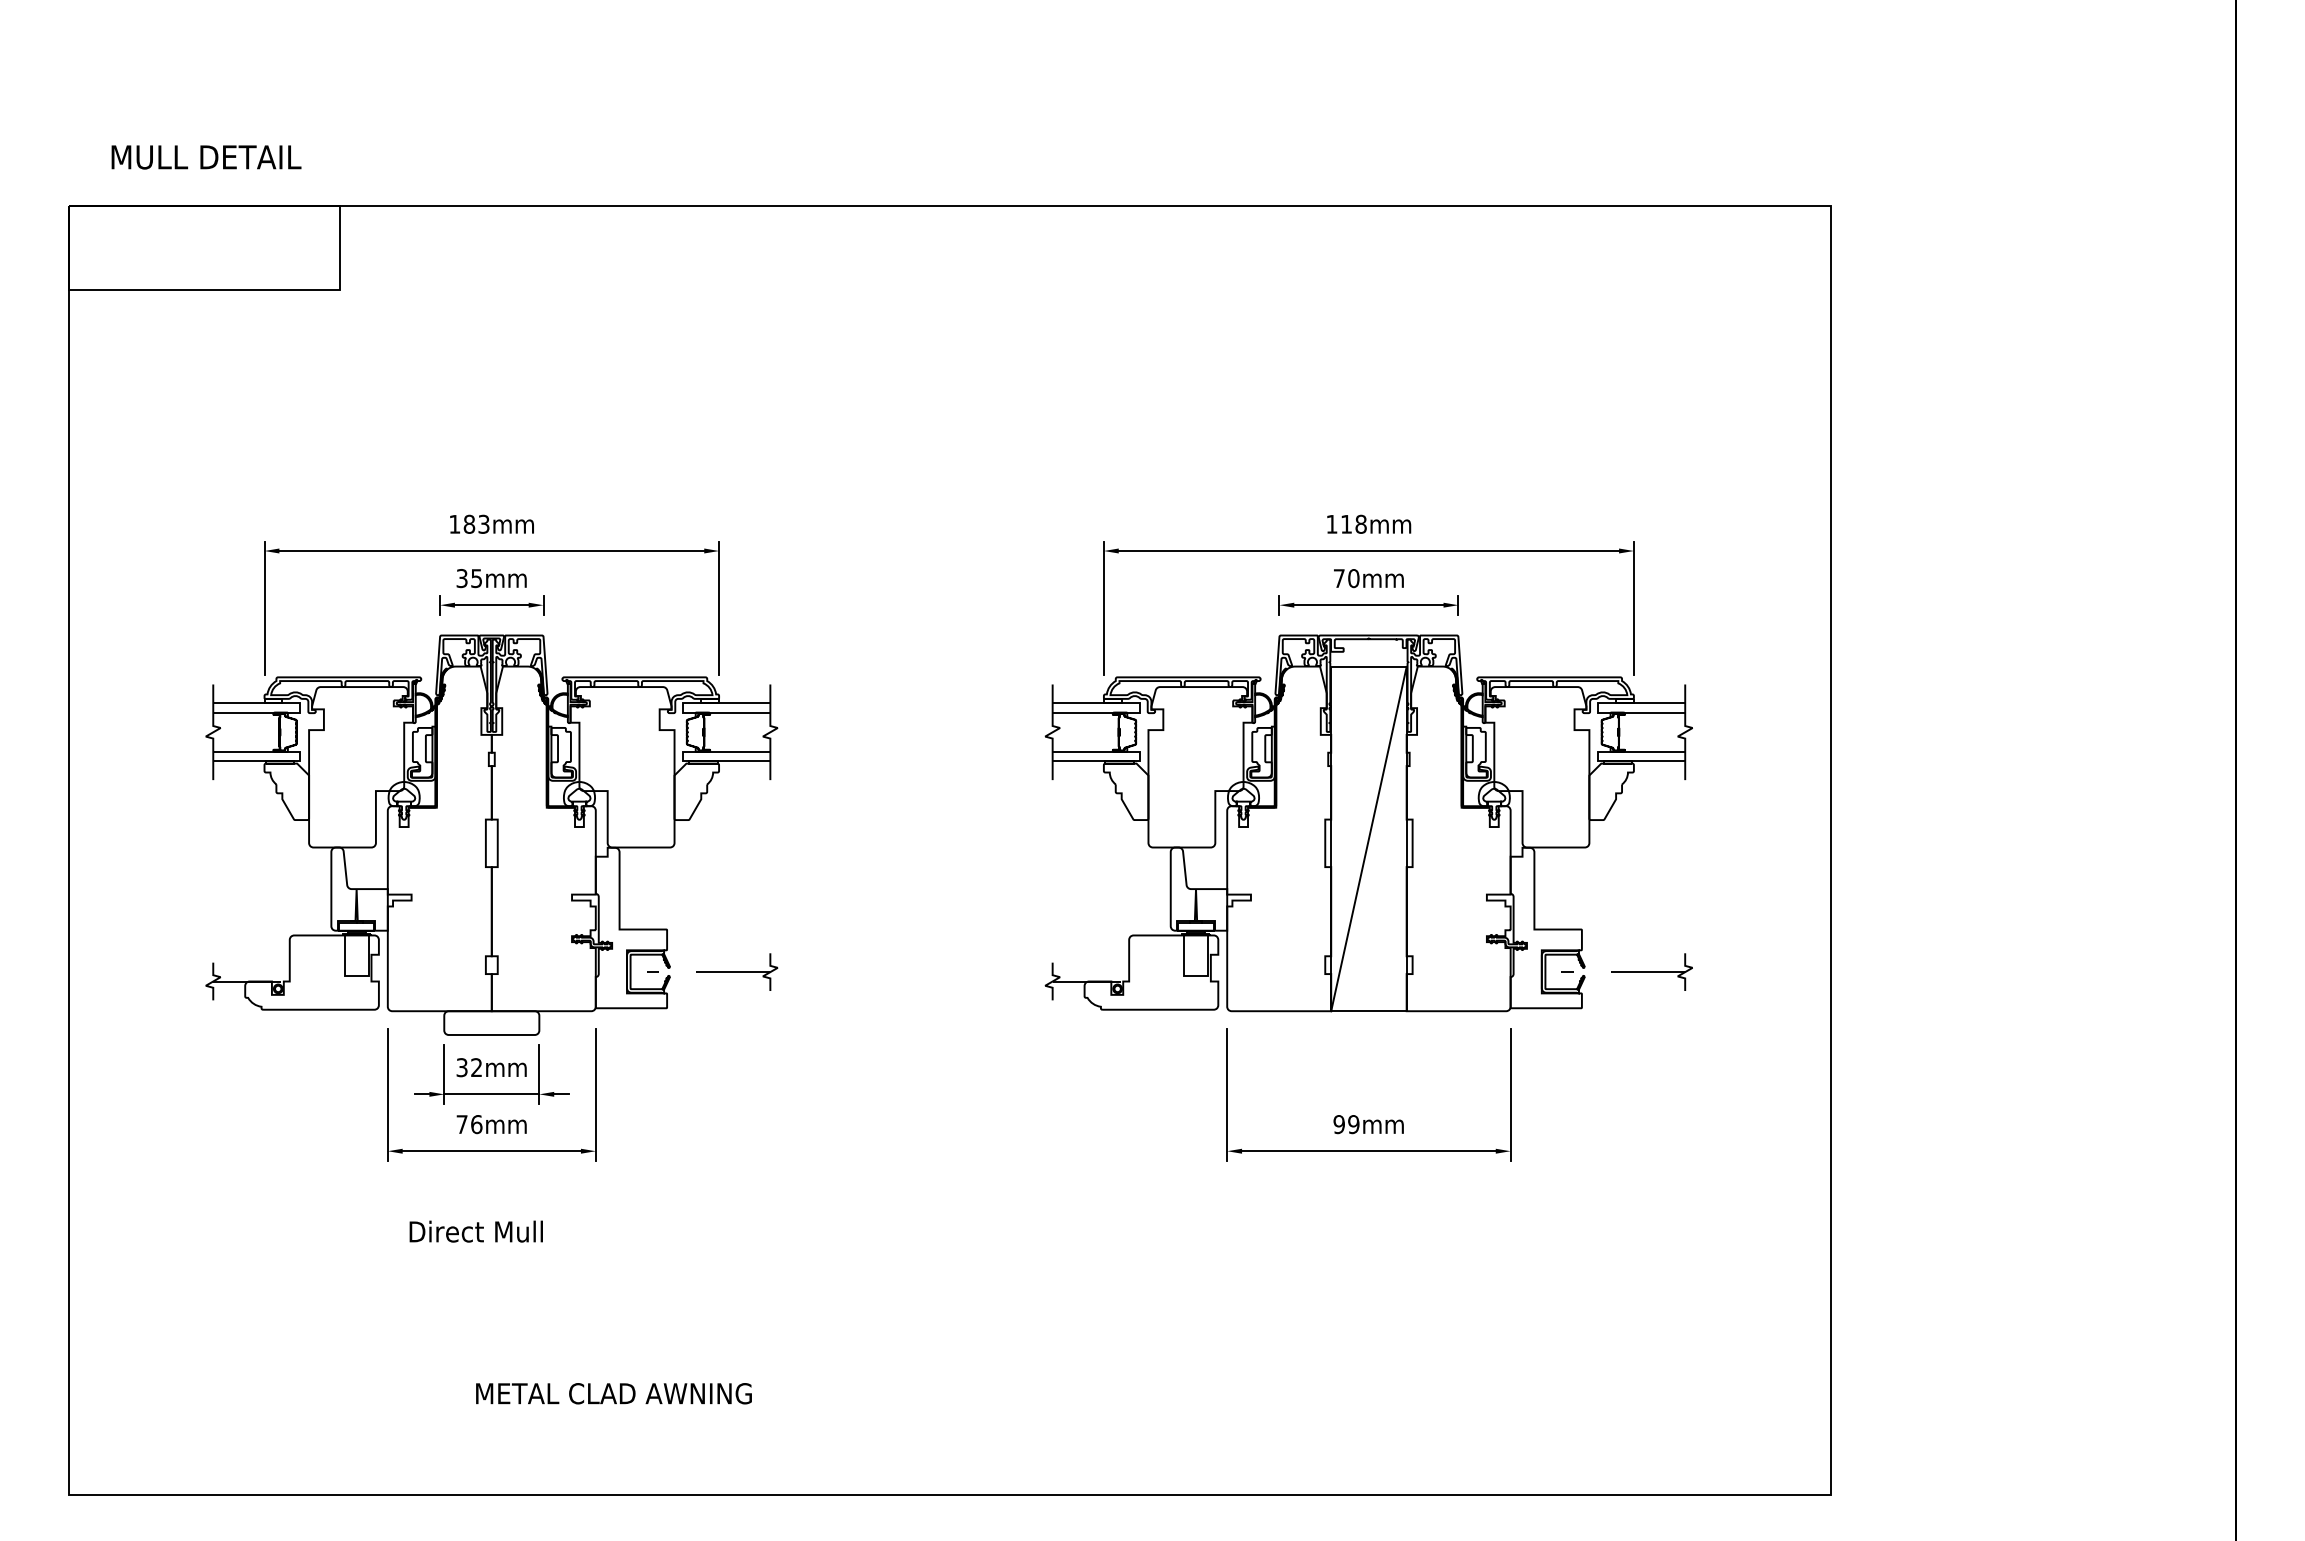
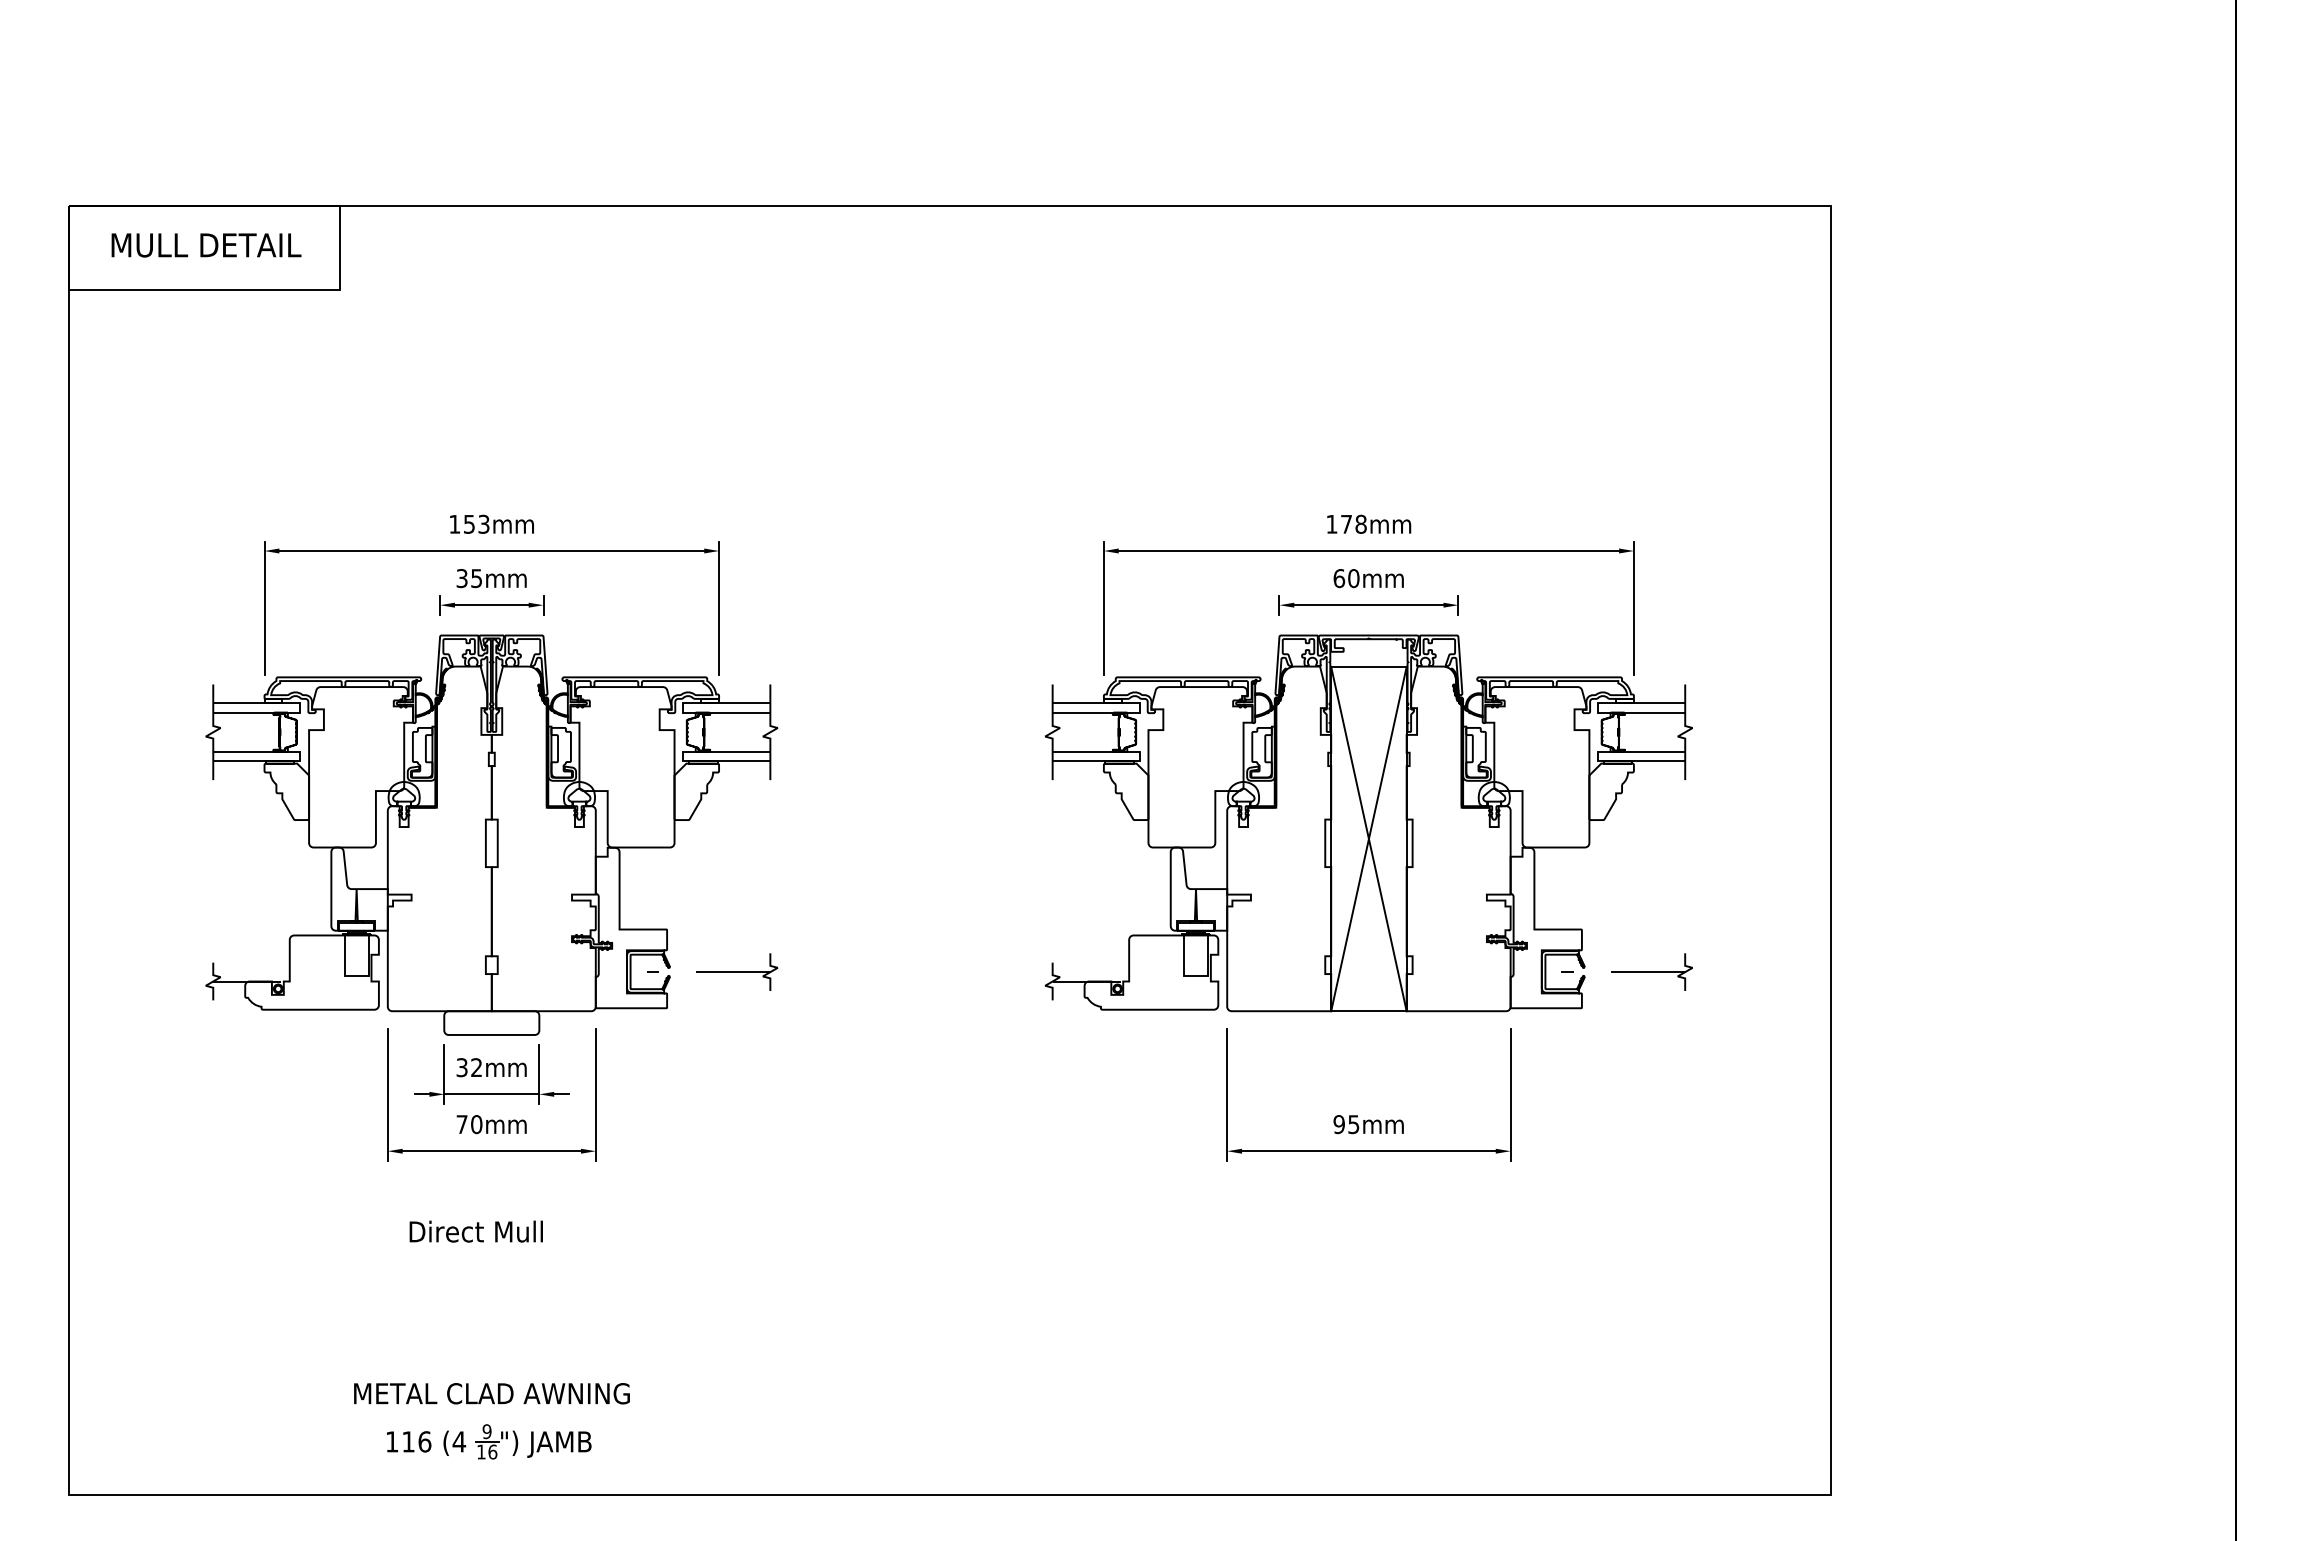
text position: (206, 157) -> (206, 245) (206, 245)
text: 183mm -> 153mm (469, 523)
text: 118mm -> 178mm (1346, 524)
text: 70mm -> 60mm (1339, 578)
line: none -> present (1368, 838)
text: 76mm -> 70mm (476, 1124)
text: 99mm -> 95mm (1353, 1124)
text position: (613, 1393) -> (491, 1393) (491, 1393)
part: none -> present (489, 1441)
